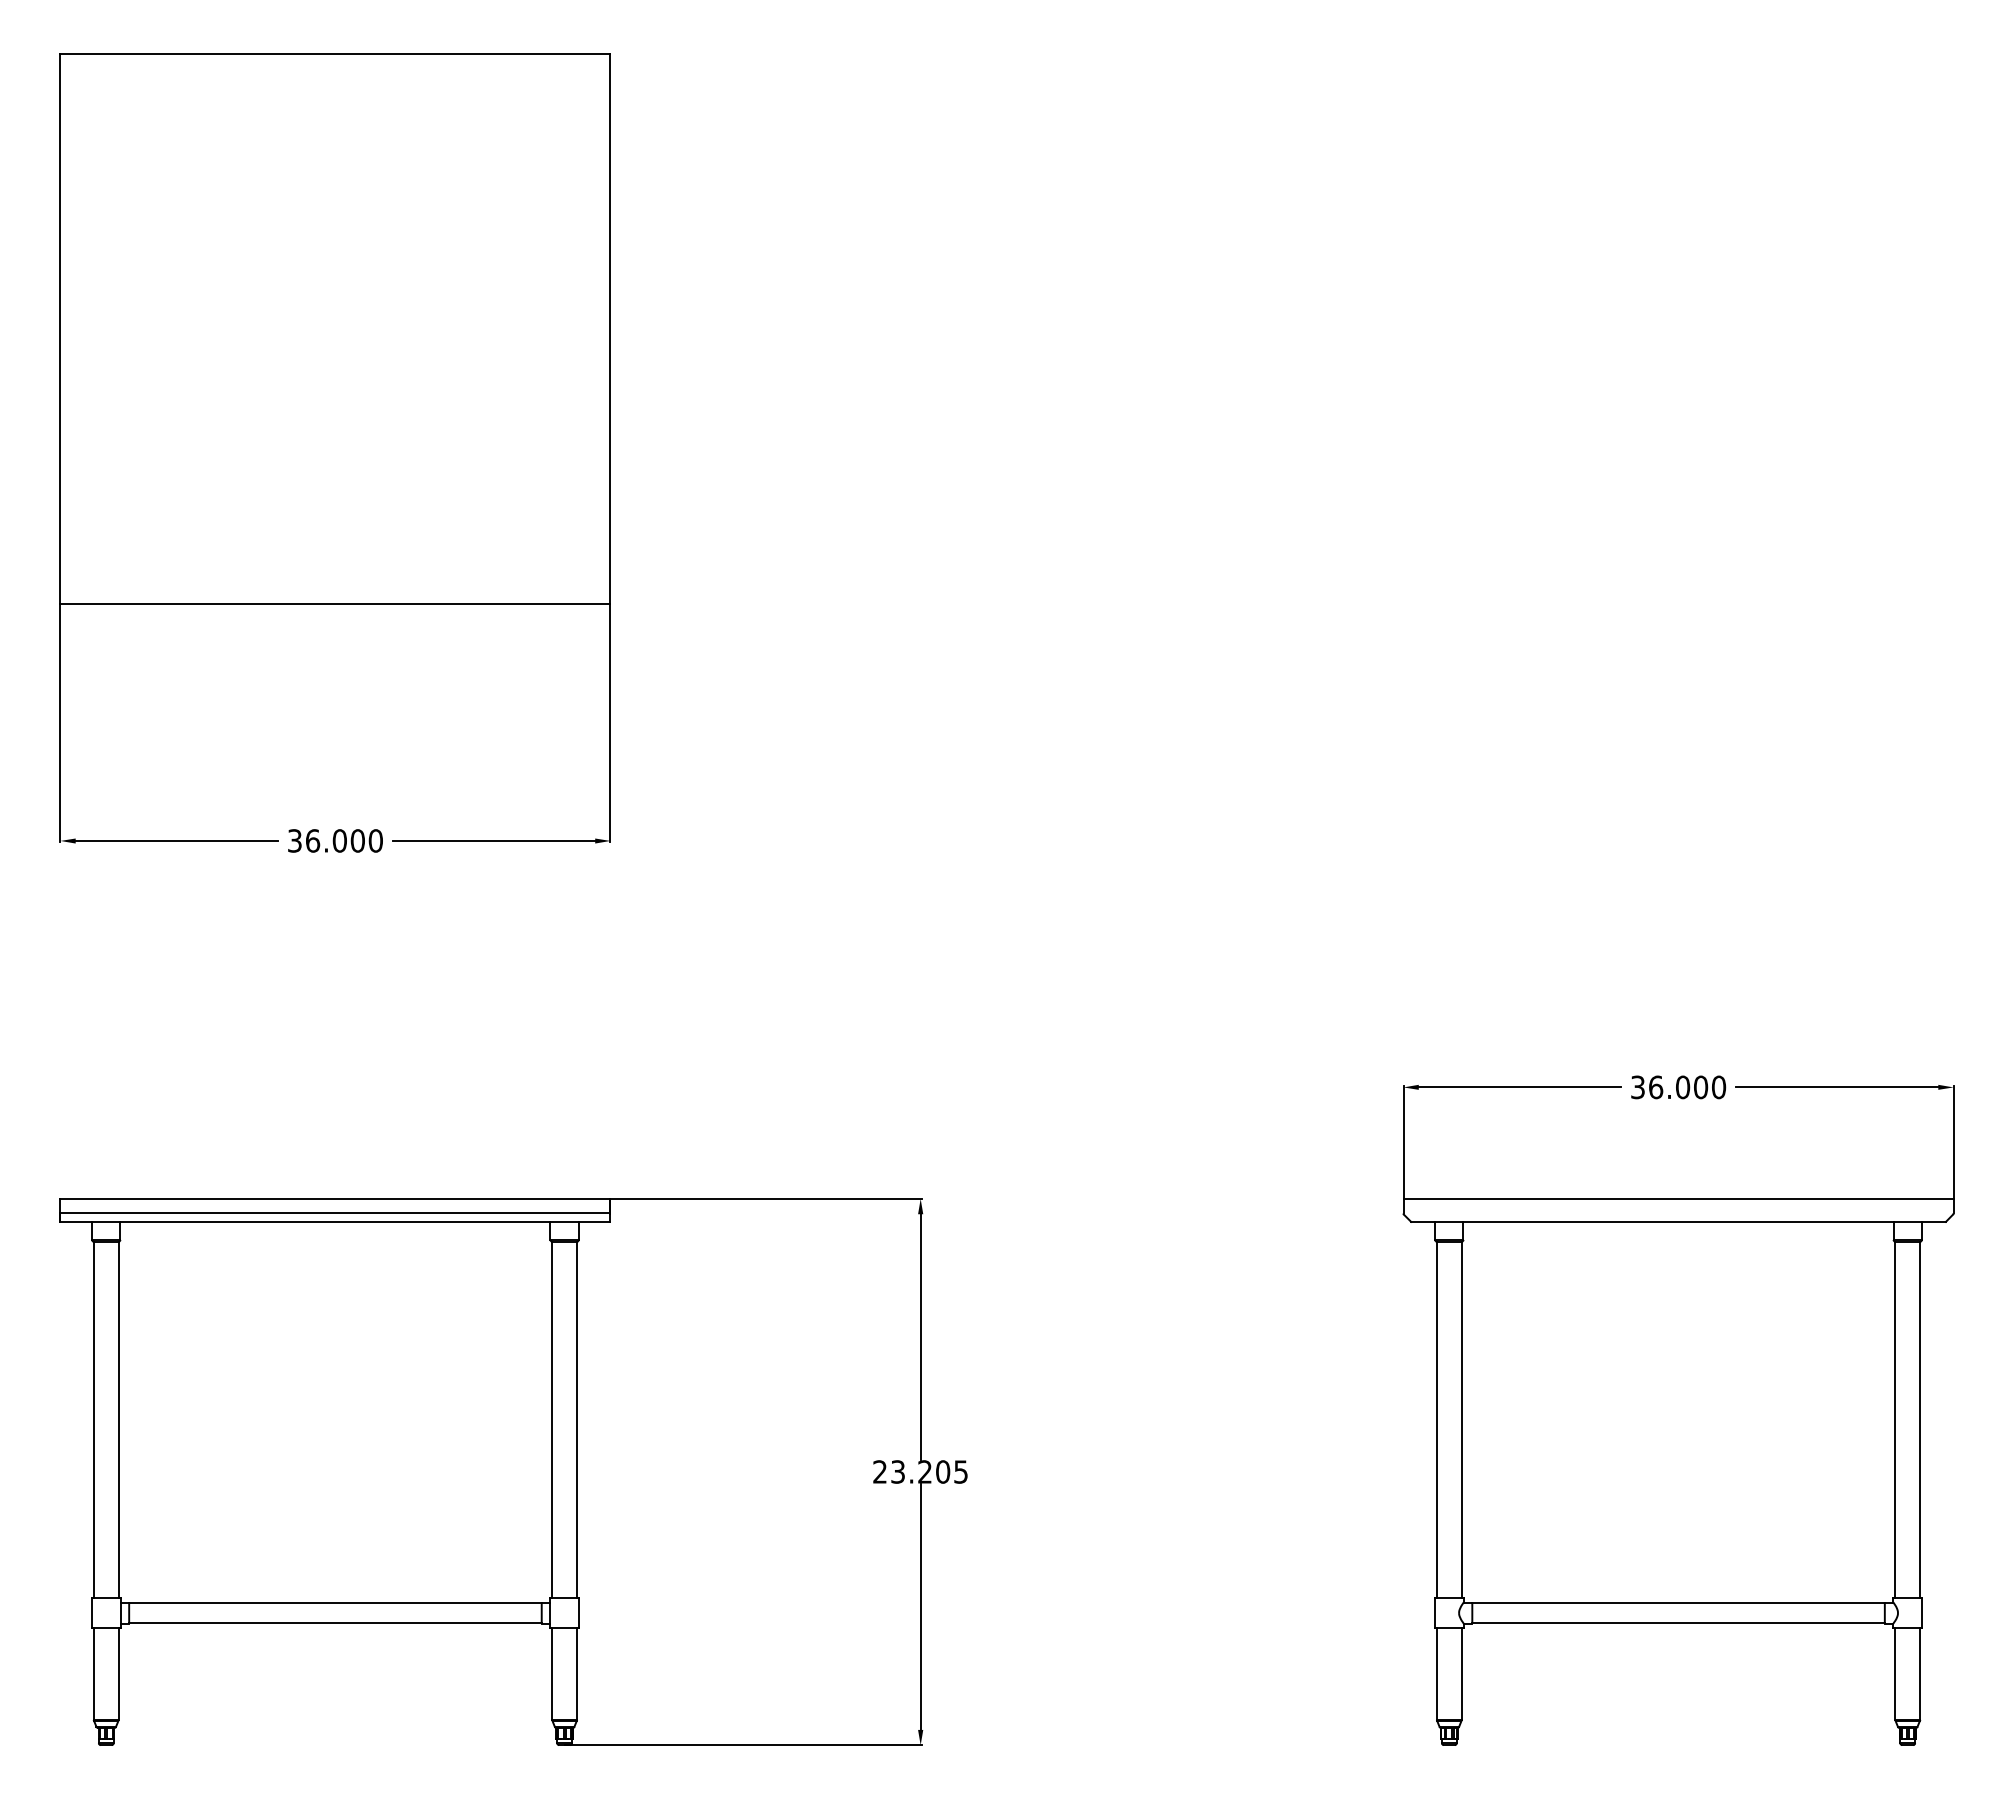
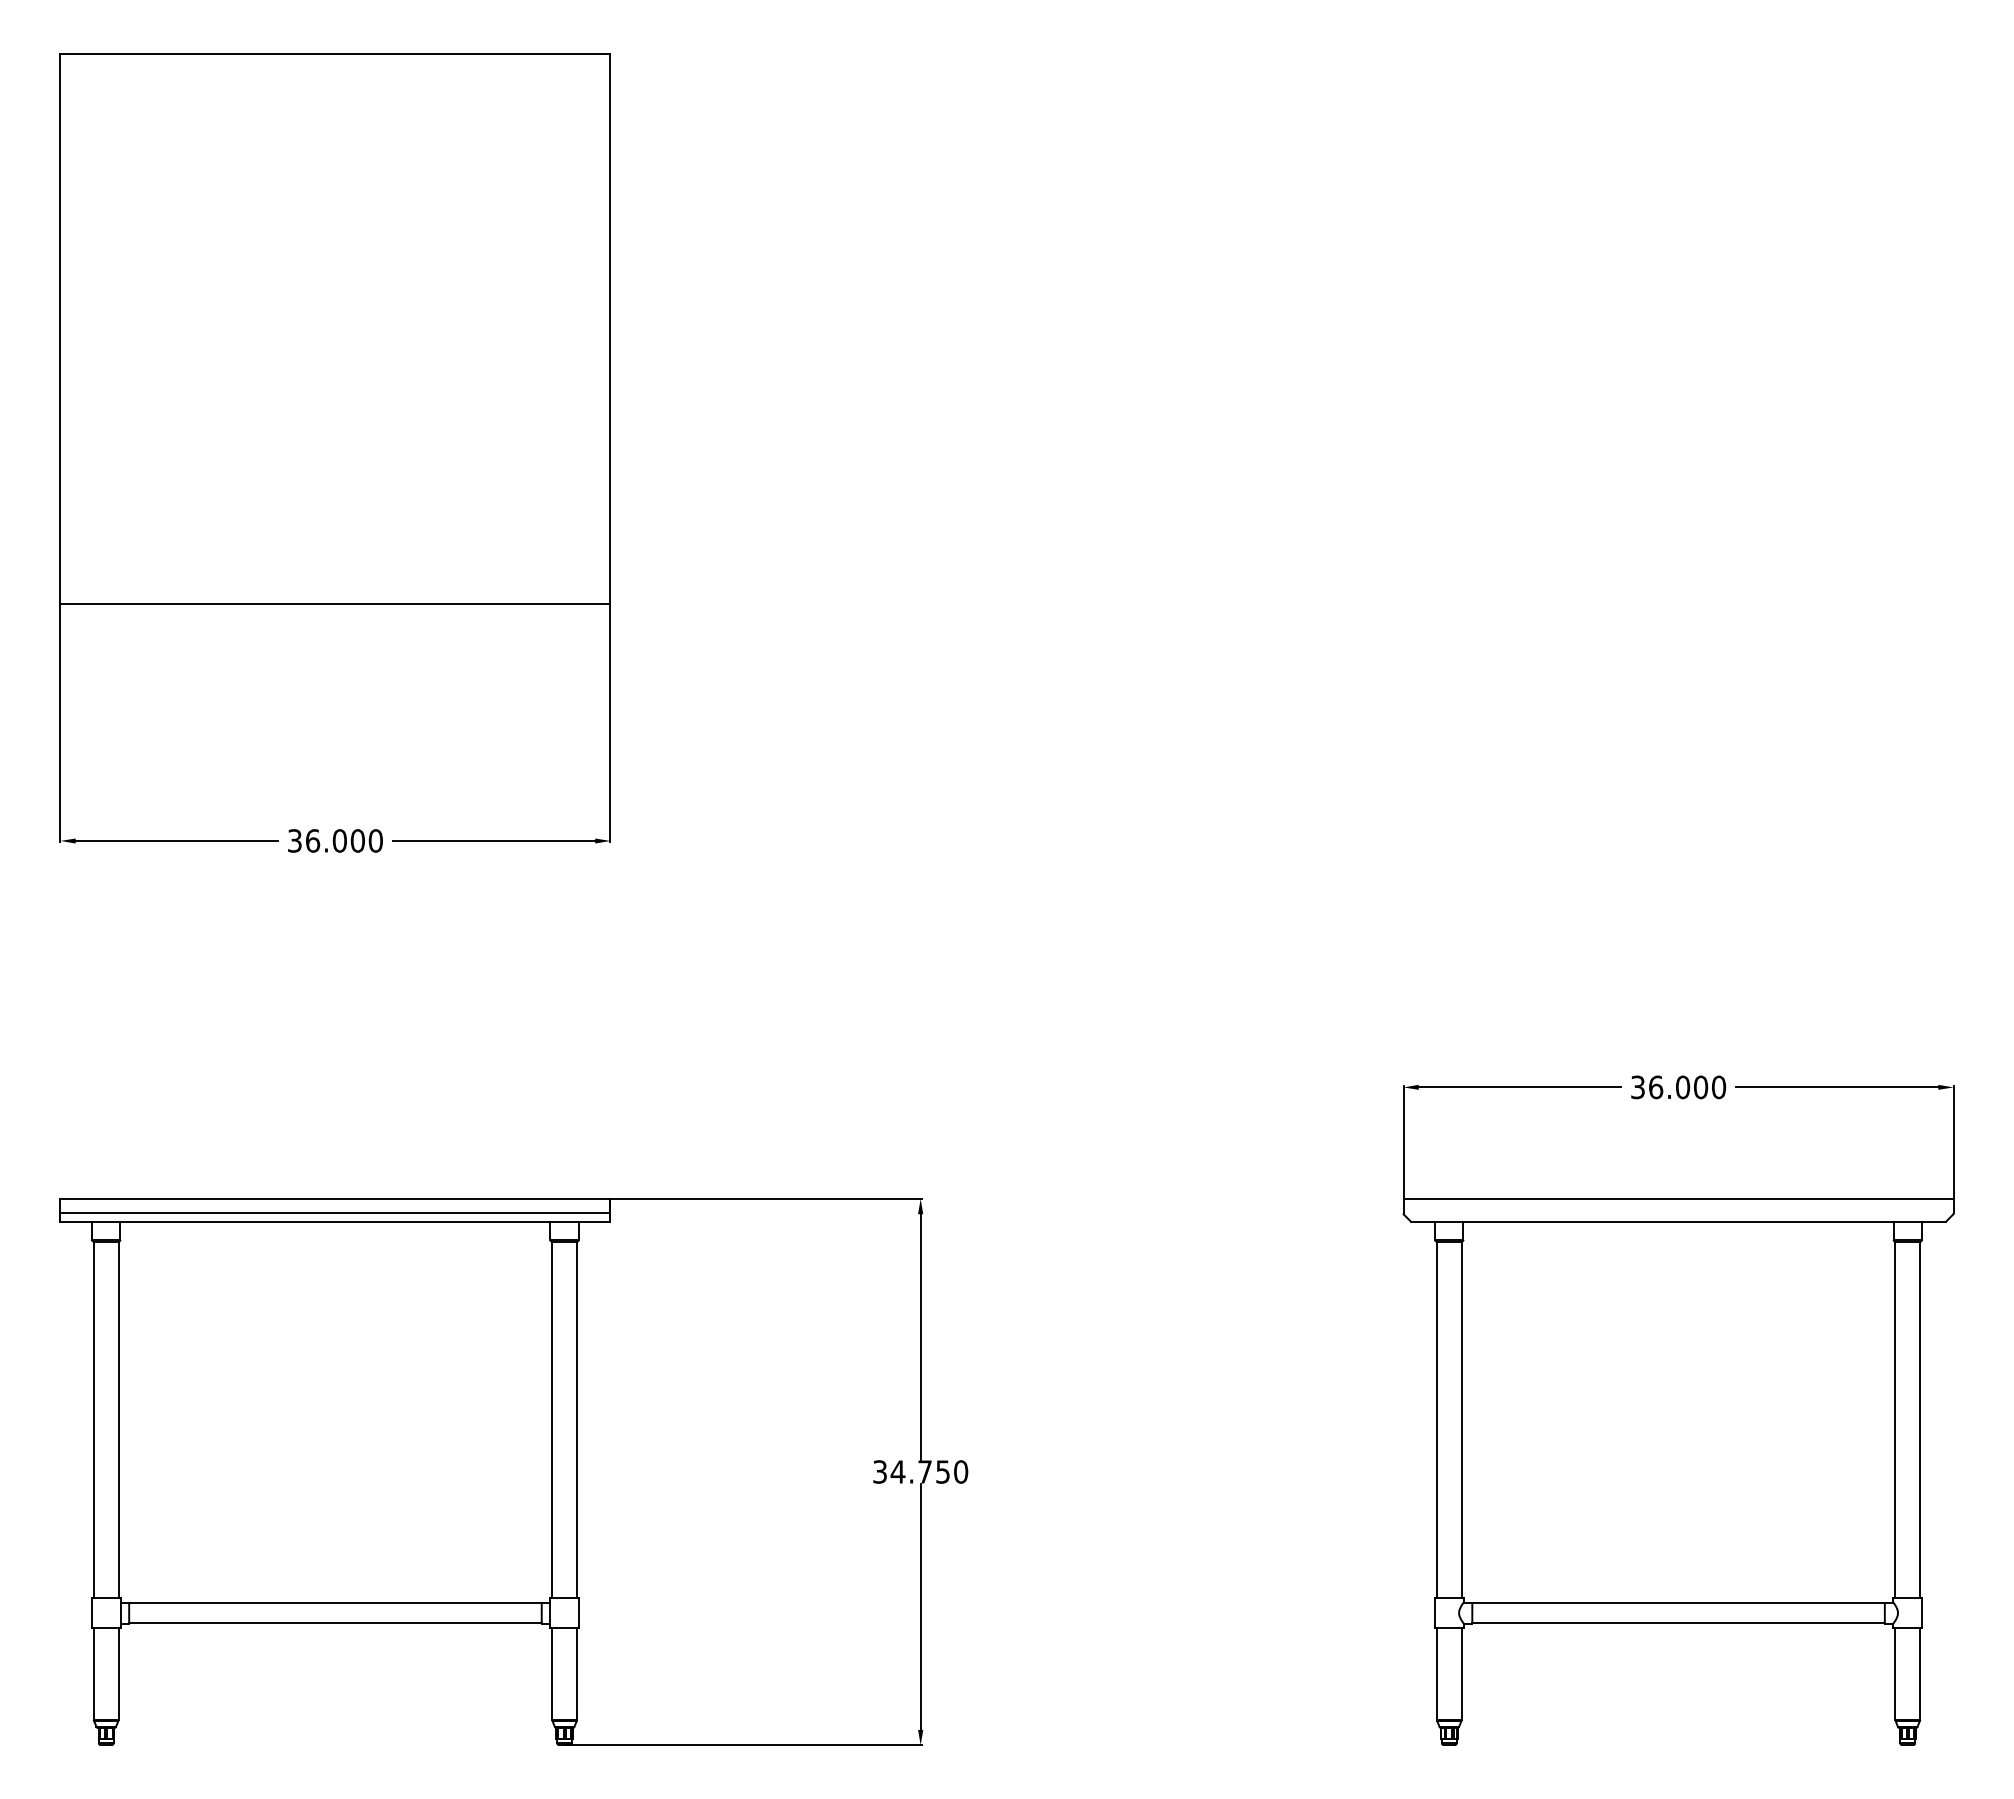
text: 23.205 -> 34.750 (920, 1471)
